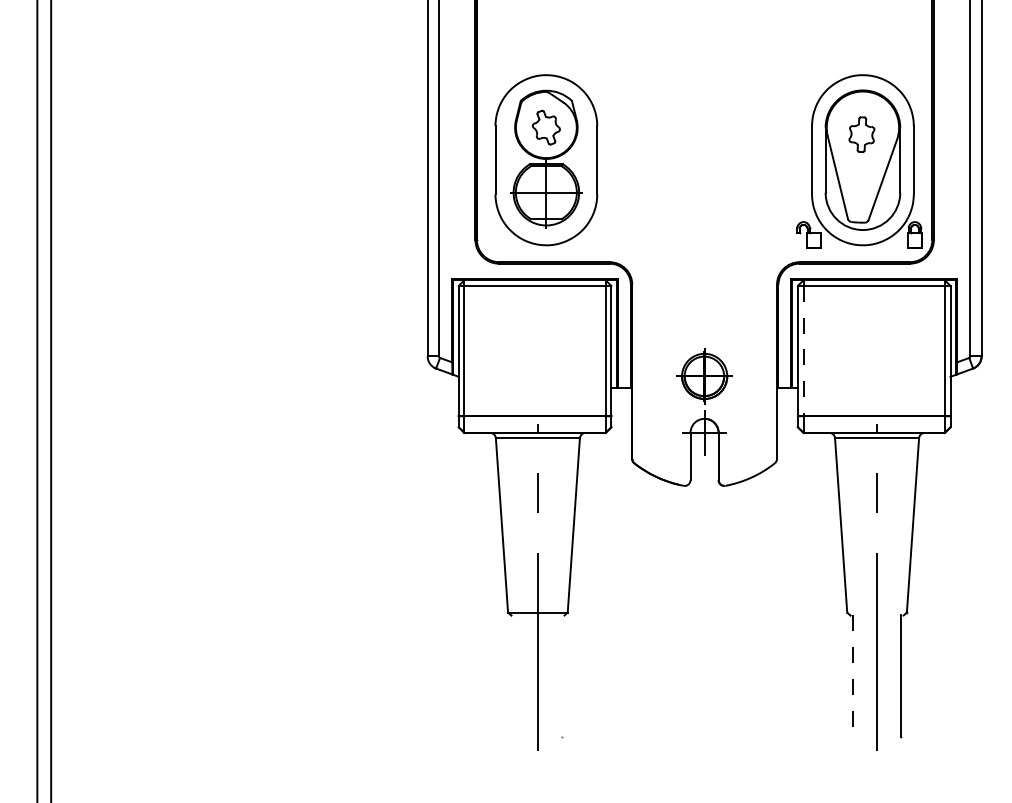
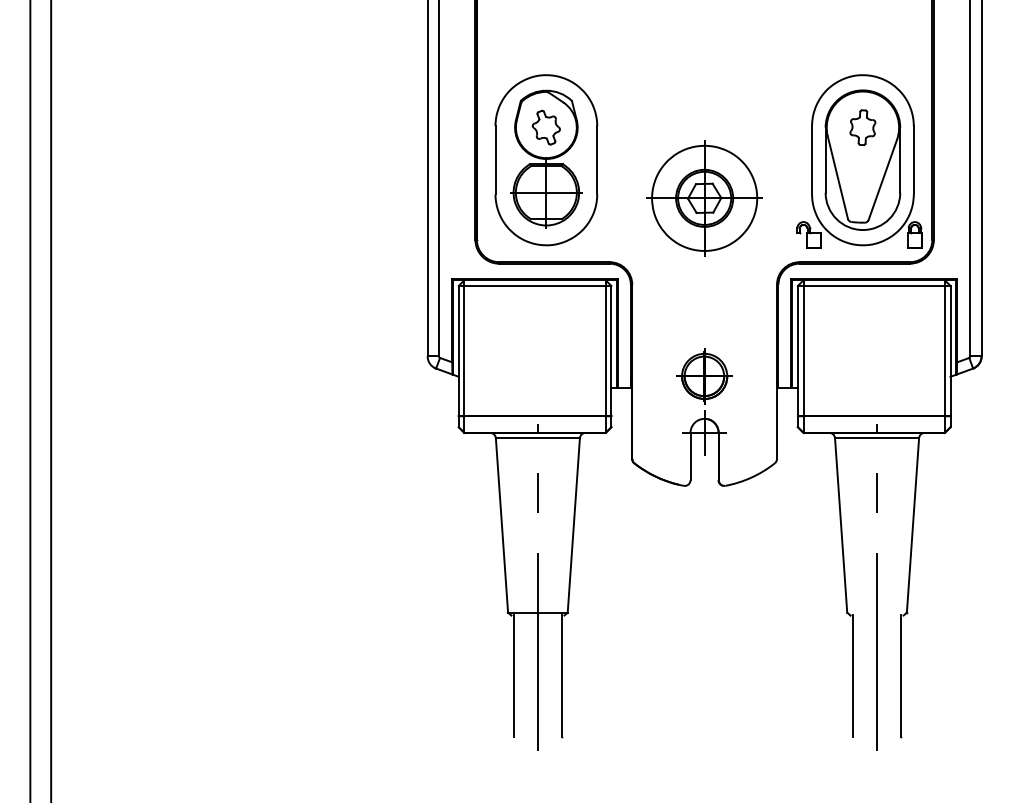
part position: (861, 134) -> (862, 127) (862, 127)
part: none -> present (704, 198)
line: dashed -> solid (803, 351)
line position: (37, 400) -> (30, 400) (30, 400)
line: none -> present (514, 676)
line: none -> present (561, 676)
line: dashed -> solid (853, 676)
